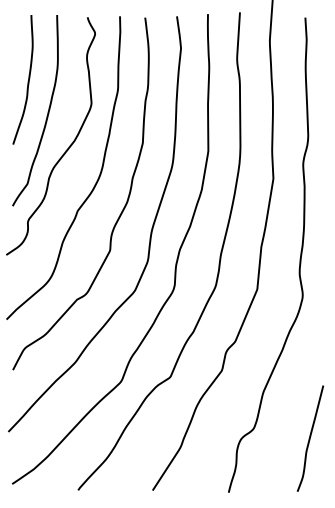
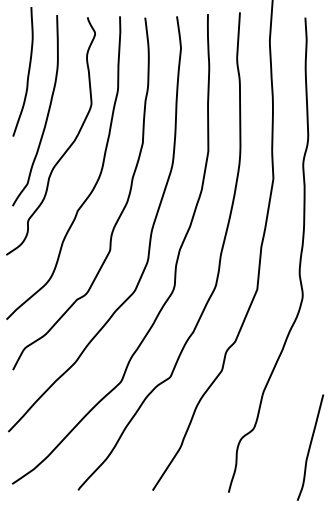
curve position: (27, 81) -> (27, 73) (27, 73)
curve position: (310, 438) -> (310, 447) (310, 447)
